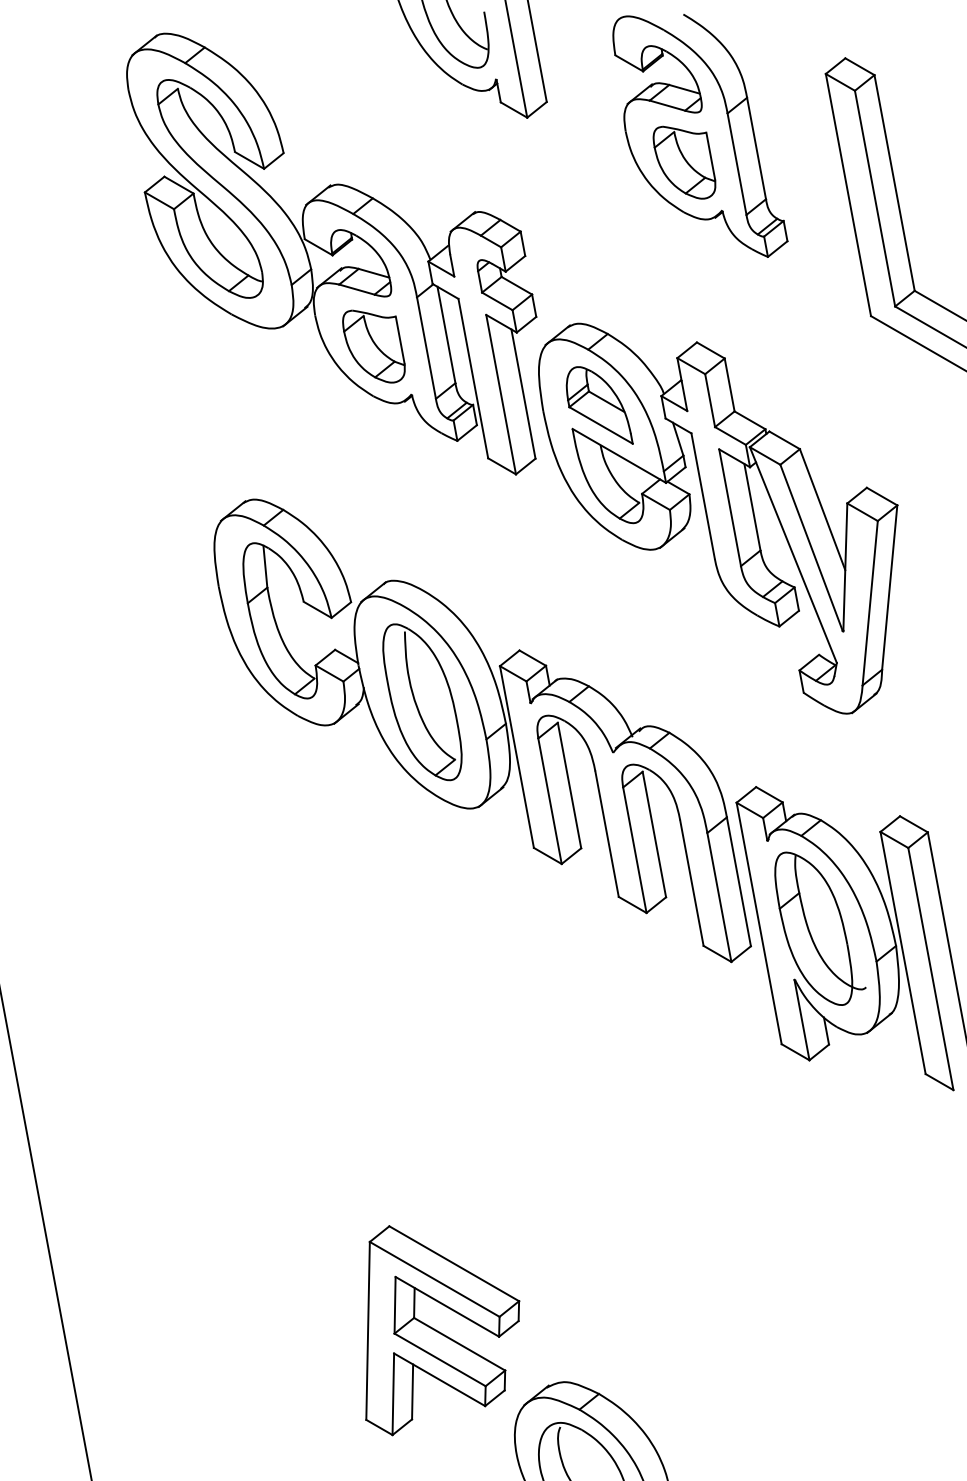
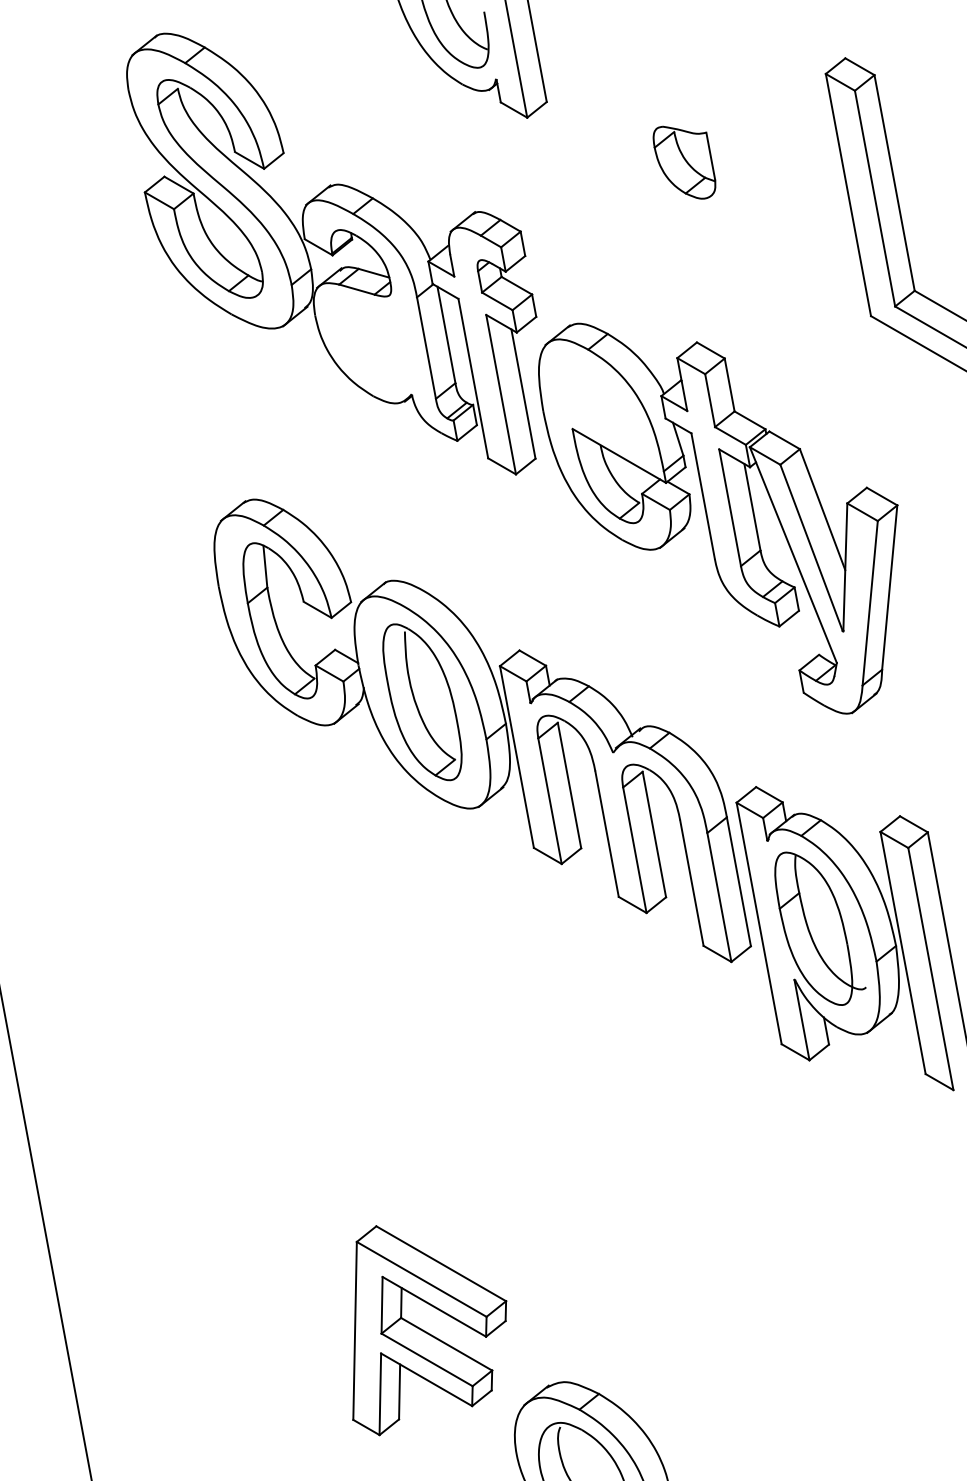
part: present -> none (700, 135)
part: present -> none (373, 346)
part: present -> none (599, 405)
part position: (442, 1330) -> (429, 1330) (429, 1330)
